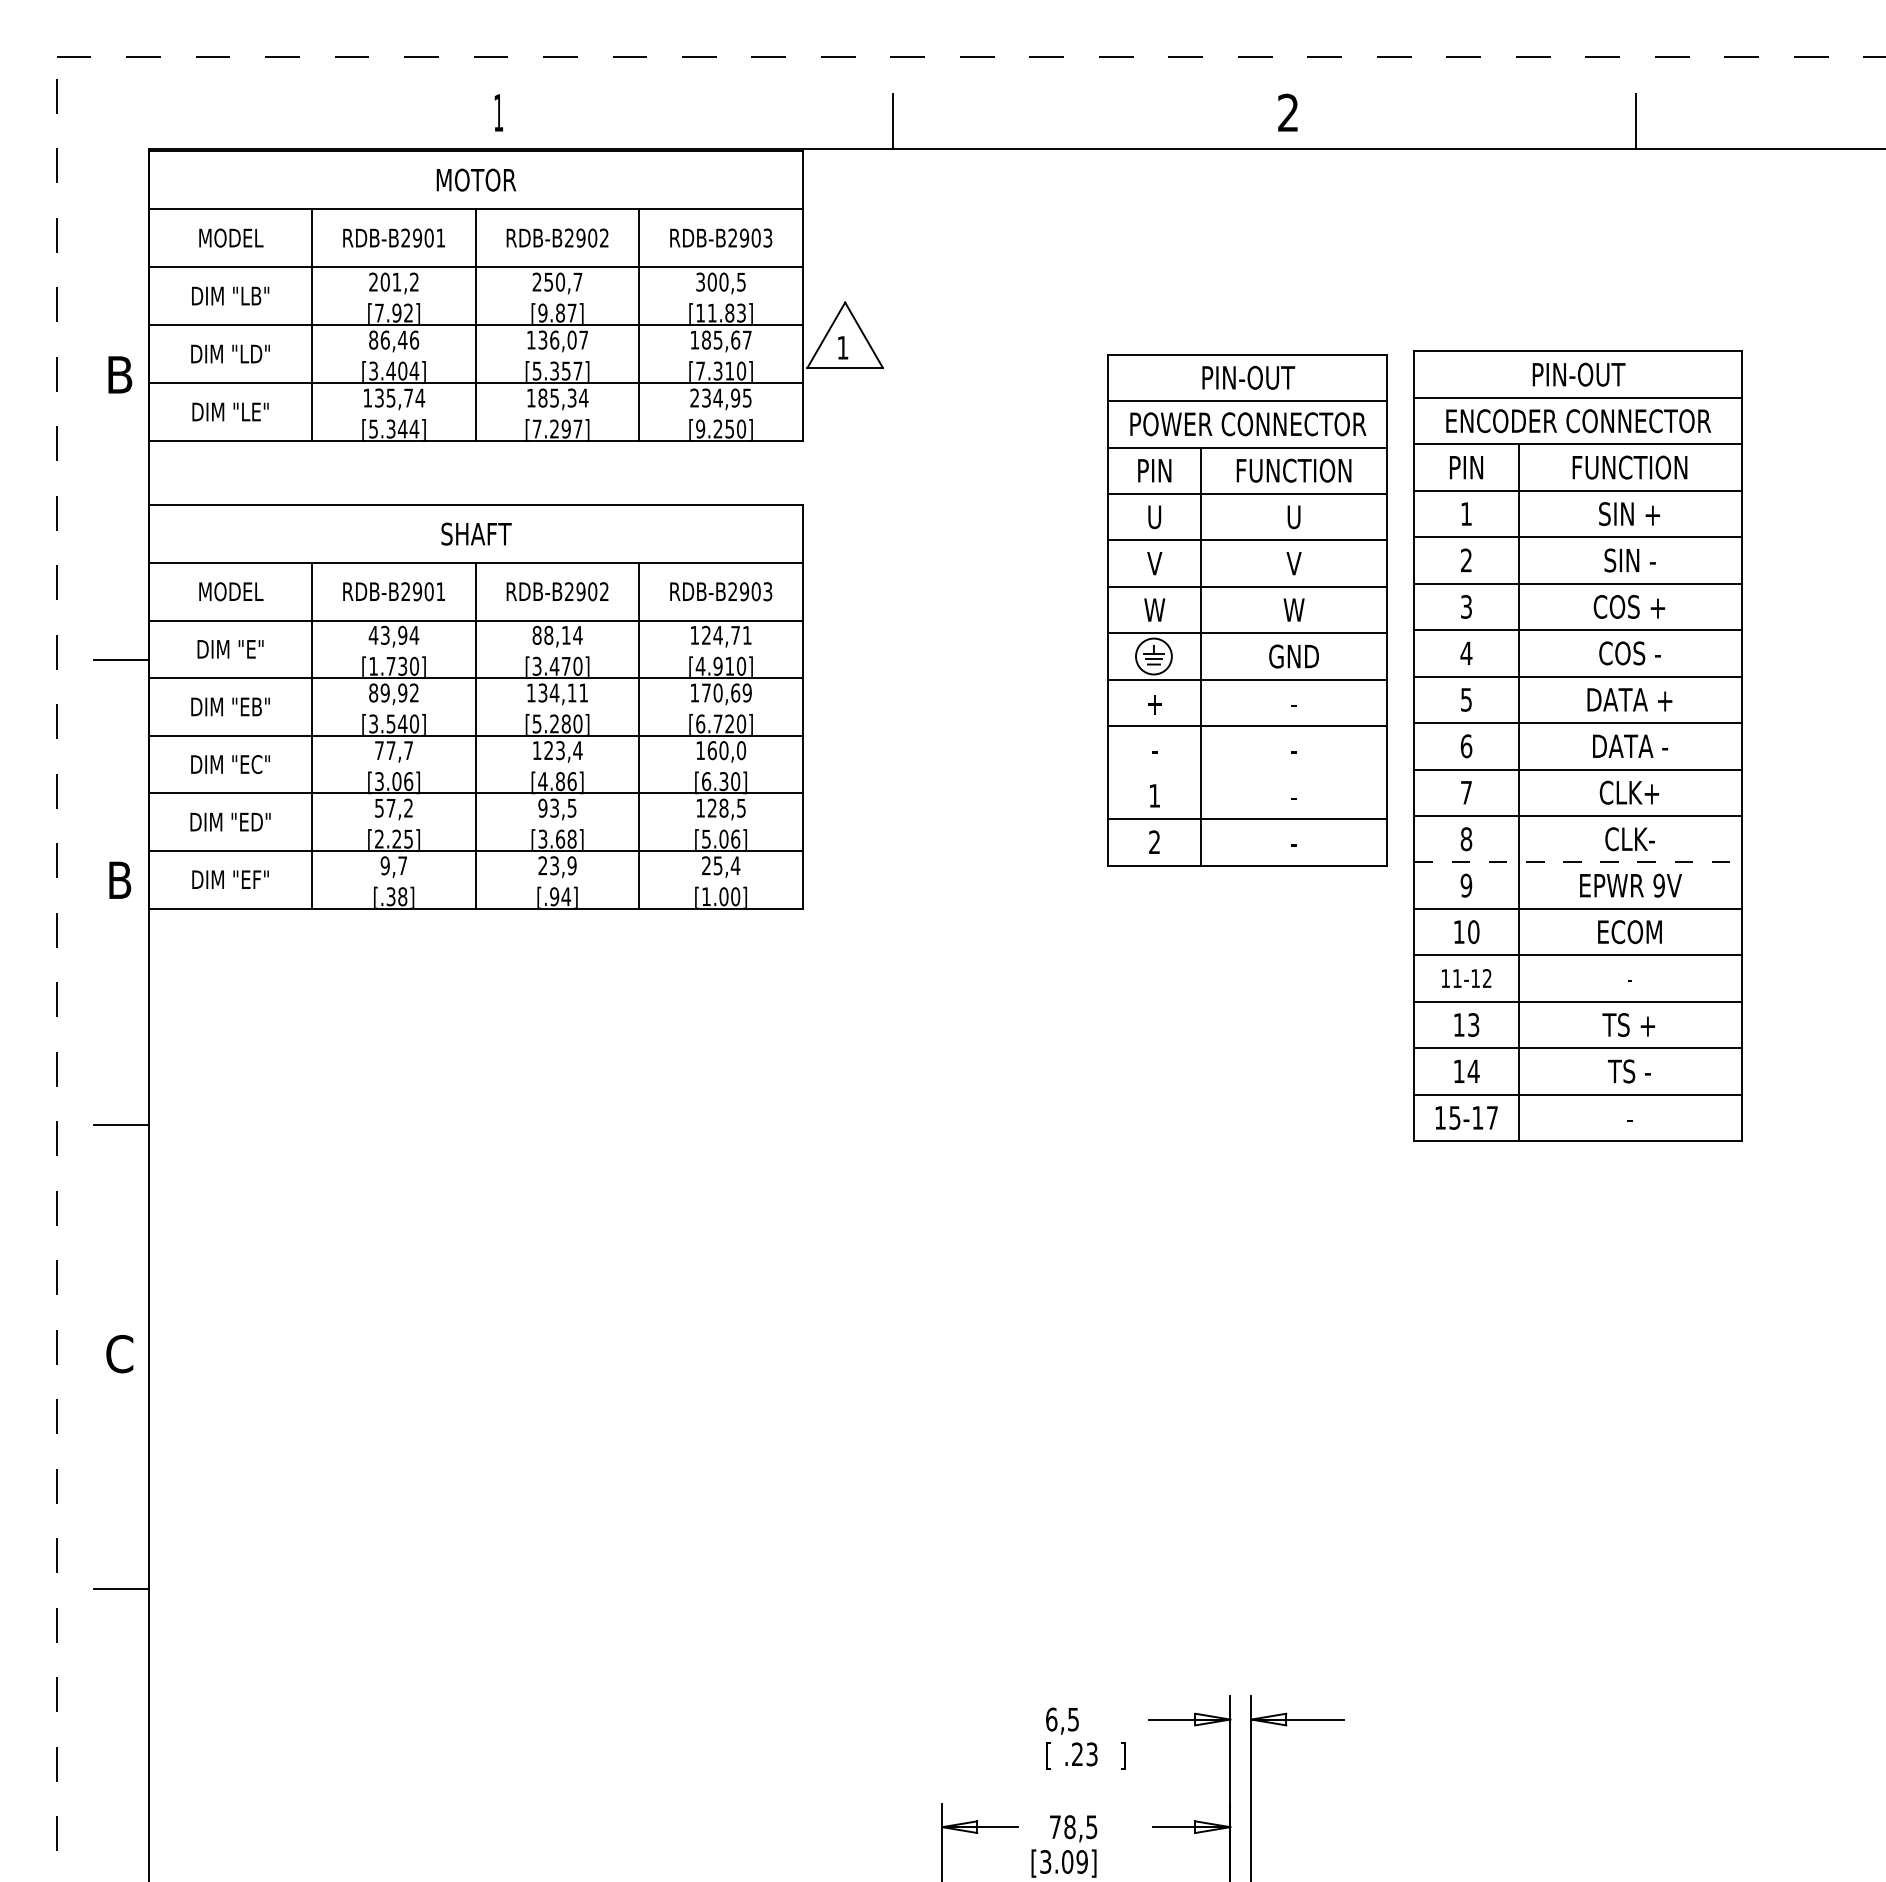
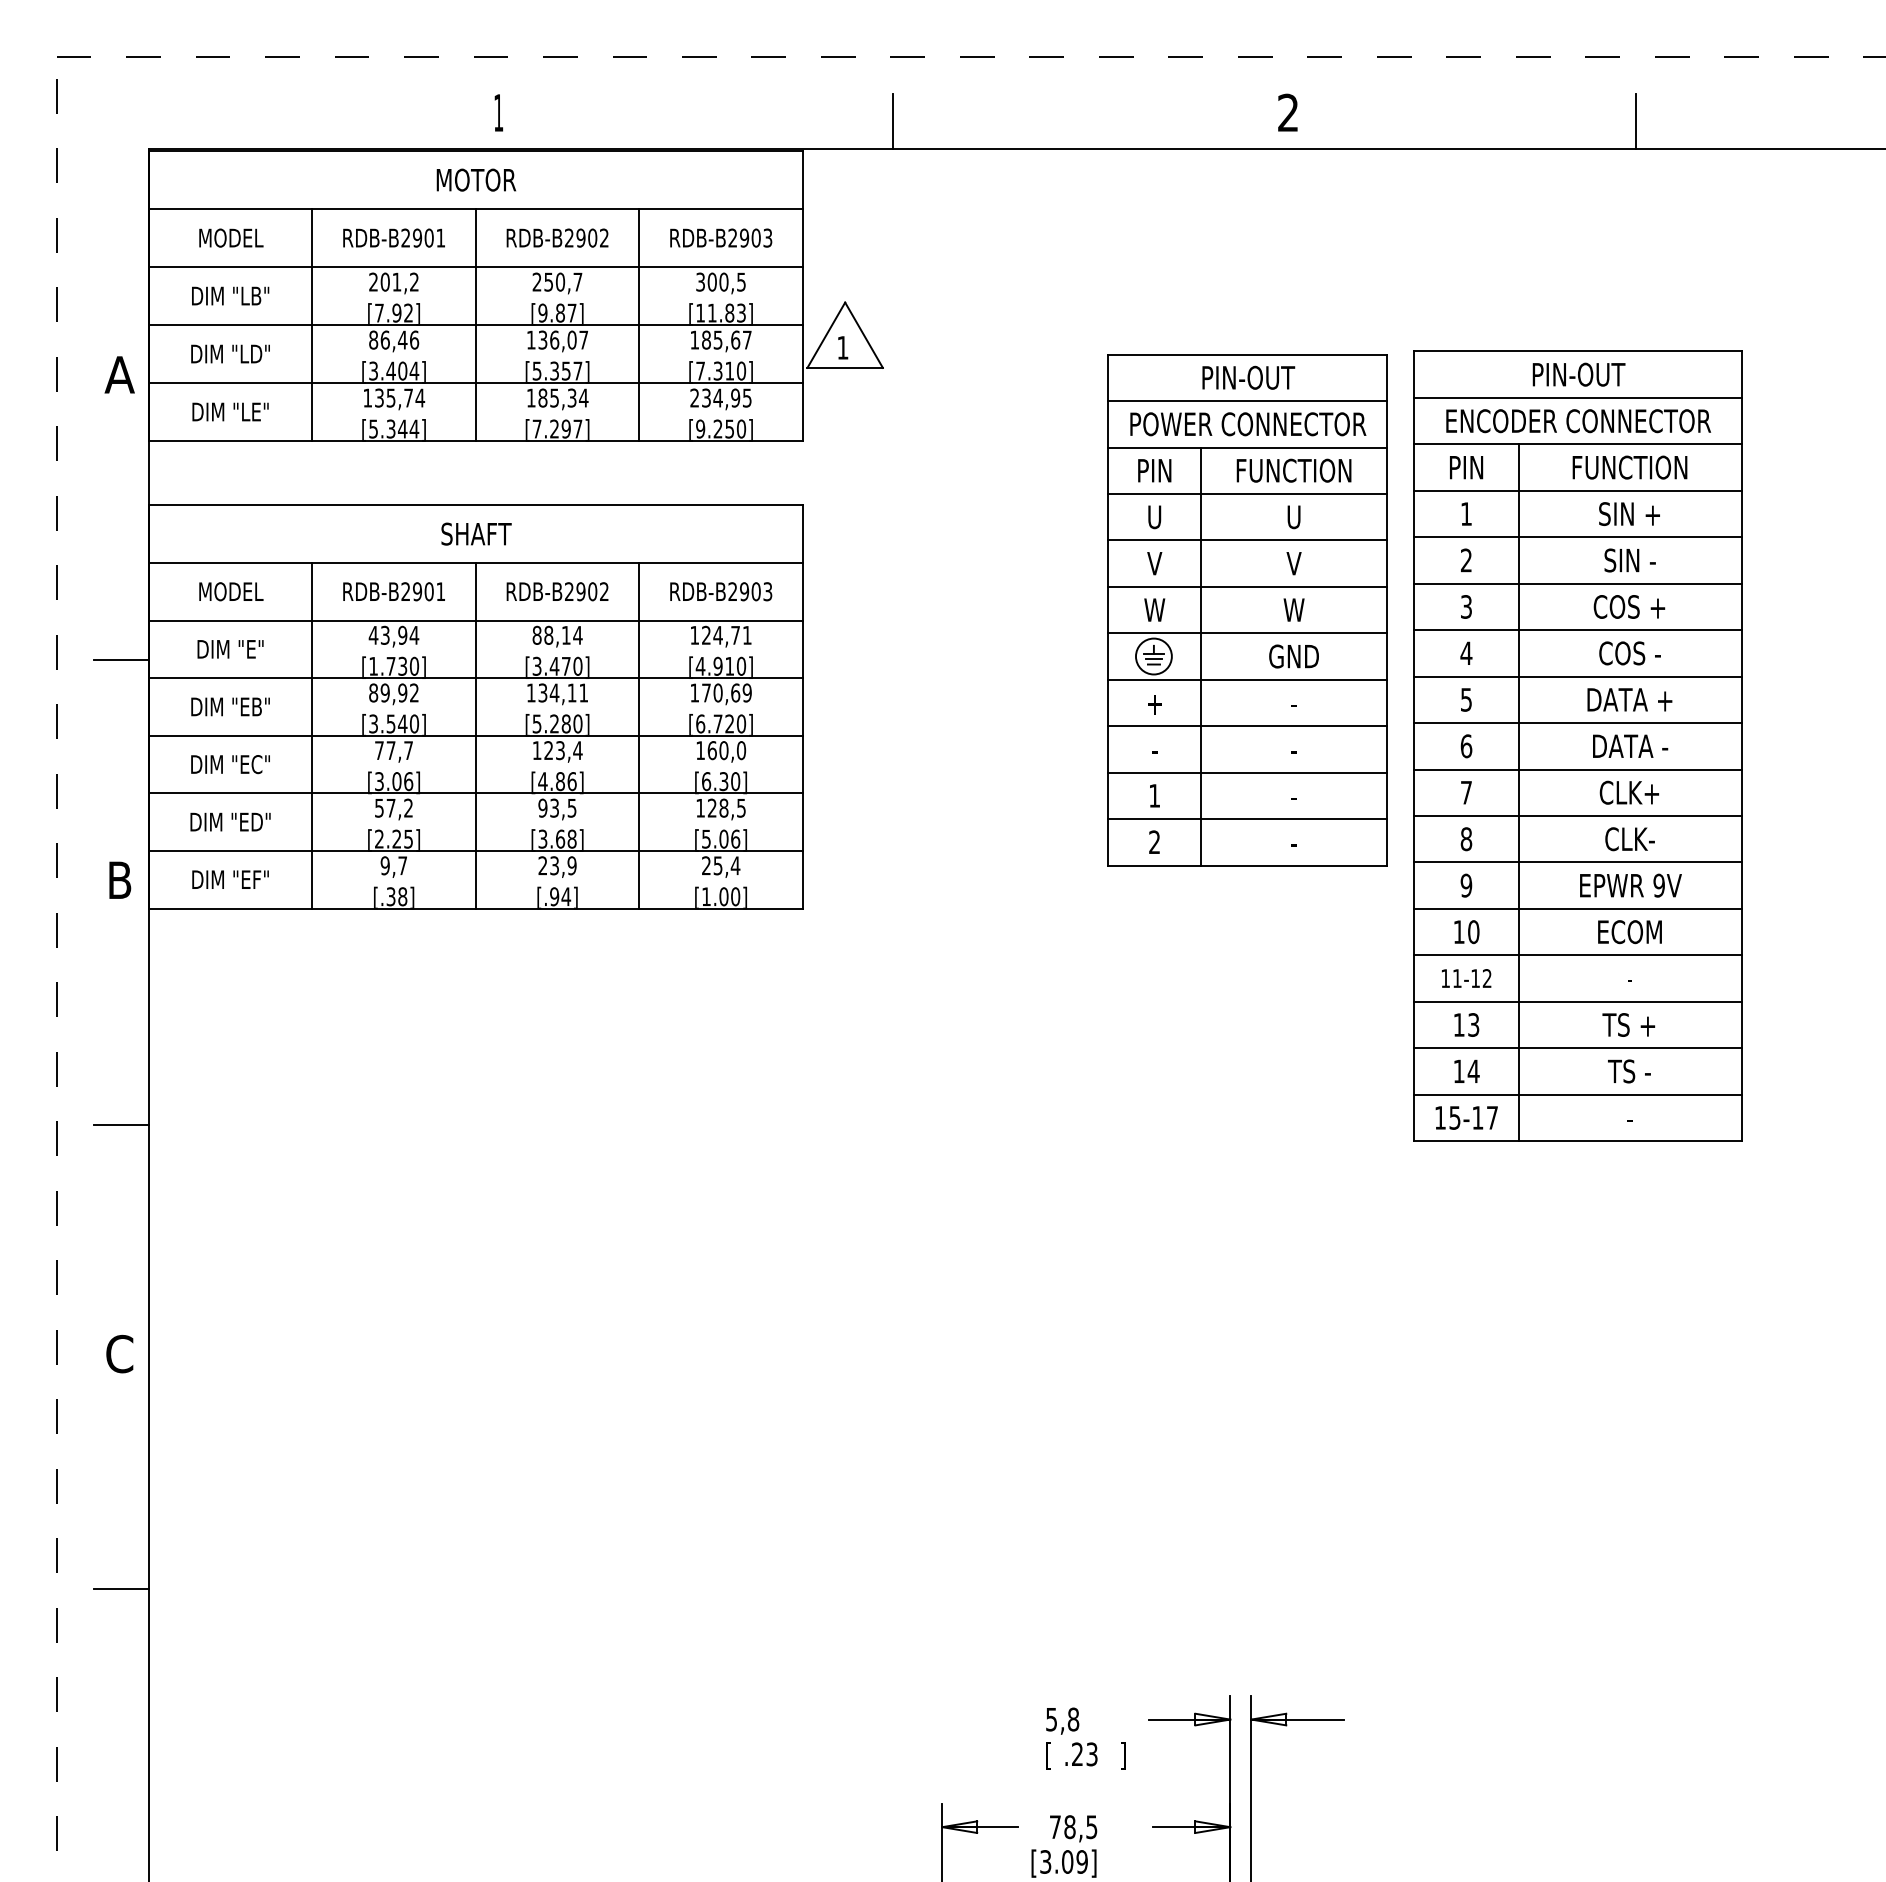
text: B -> A (119, 374)
line: none -> present (1247, 772)
line: dashed -> solid (1577, 862)
text: 6,5 -> 5,8 (1062, 1719)
